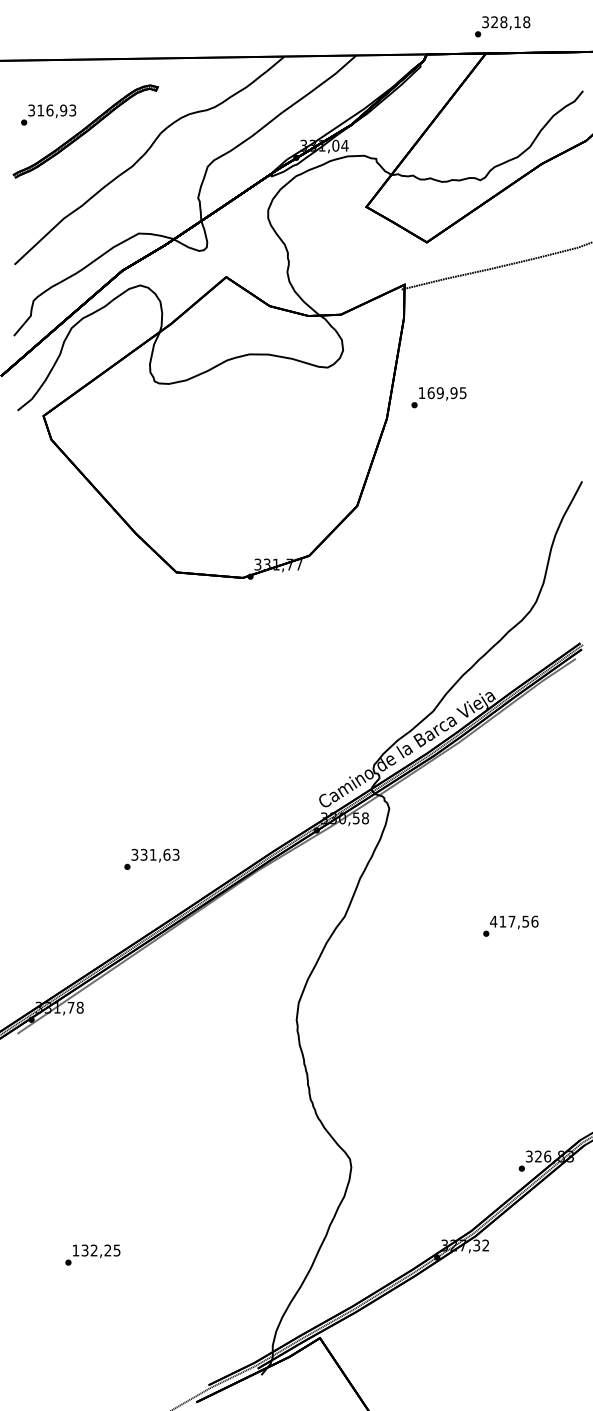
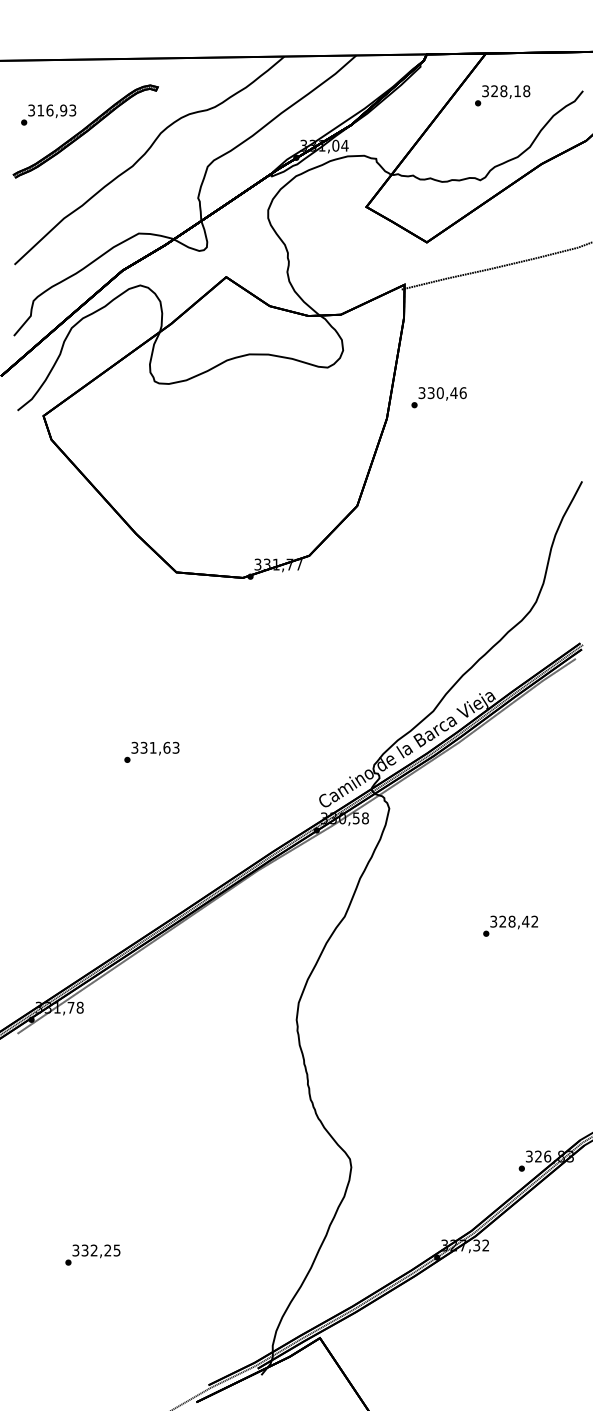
text position: (502, 26) -> (502, 95) (502, 95)
text: 169,95 -> 330,46 (442, 393)
text position: (151, 858) -> (151, 751) (151, 751)
text: 417,56 -> 328,42 (514, 921)
text: 132,25 -> 332,25 (75, 1250)
